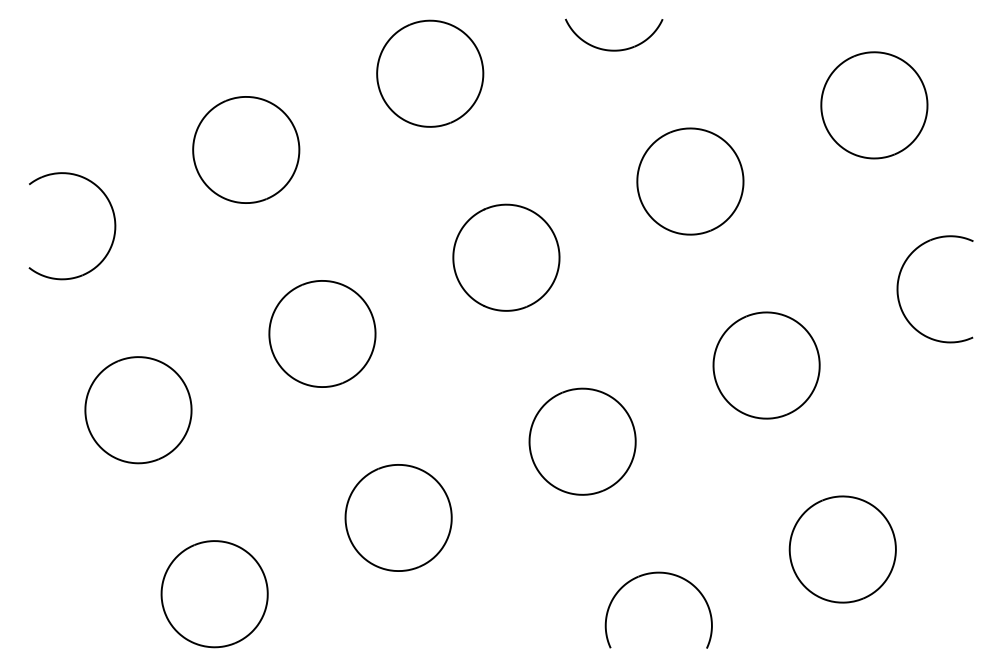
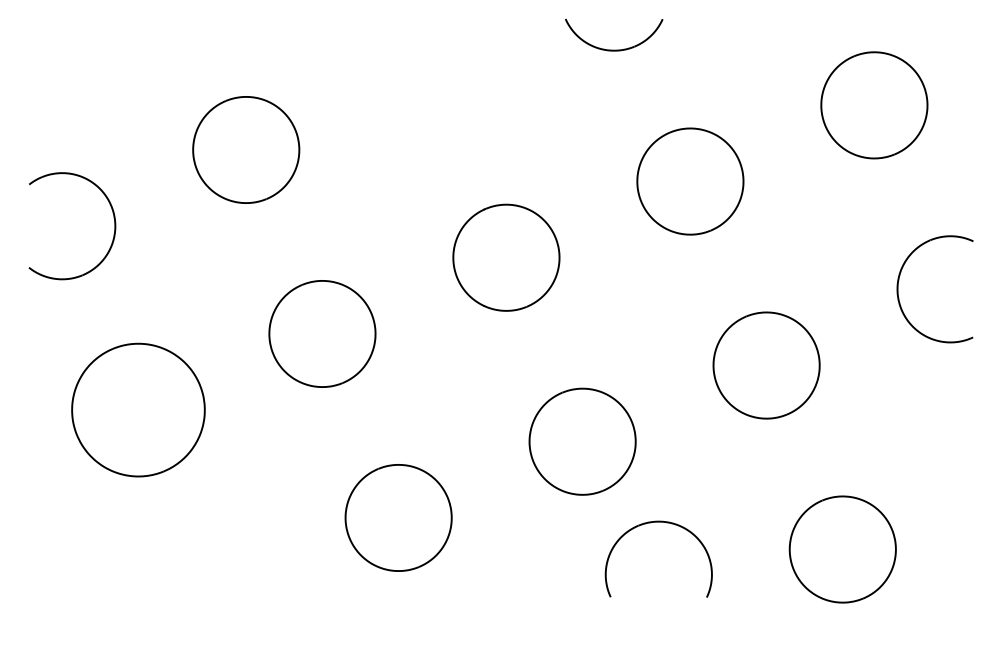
part: present -> none (430, 73)
part size: 109x109 px -> 135x136 px (138, 409)
part position: (651, 574) -> (651, 523) (651, 523)
part: present -> none (214, 594)
